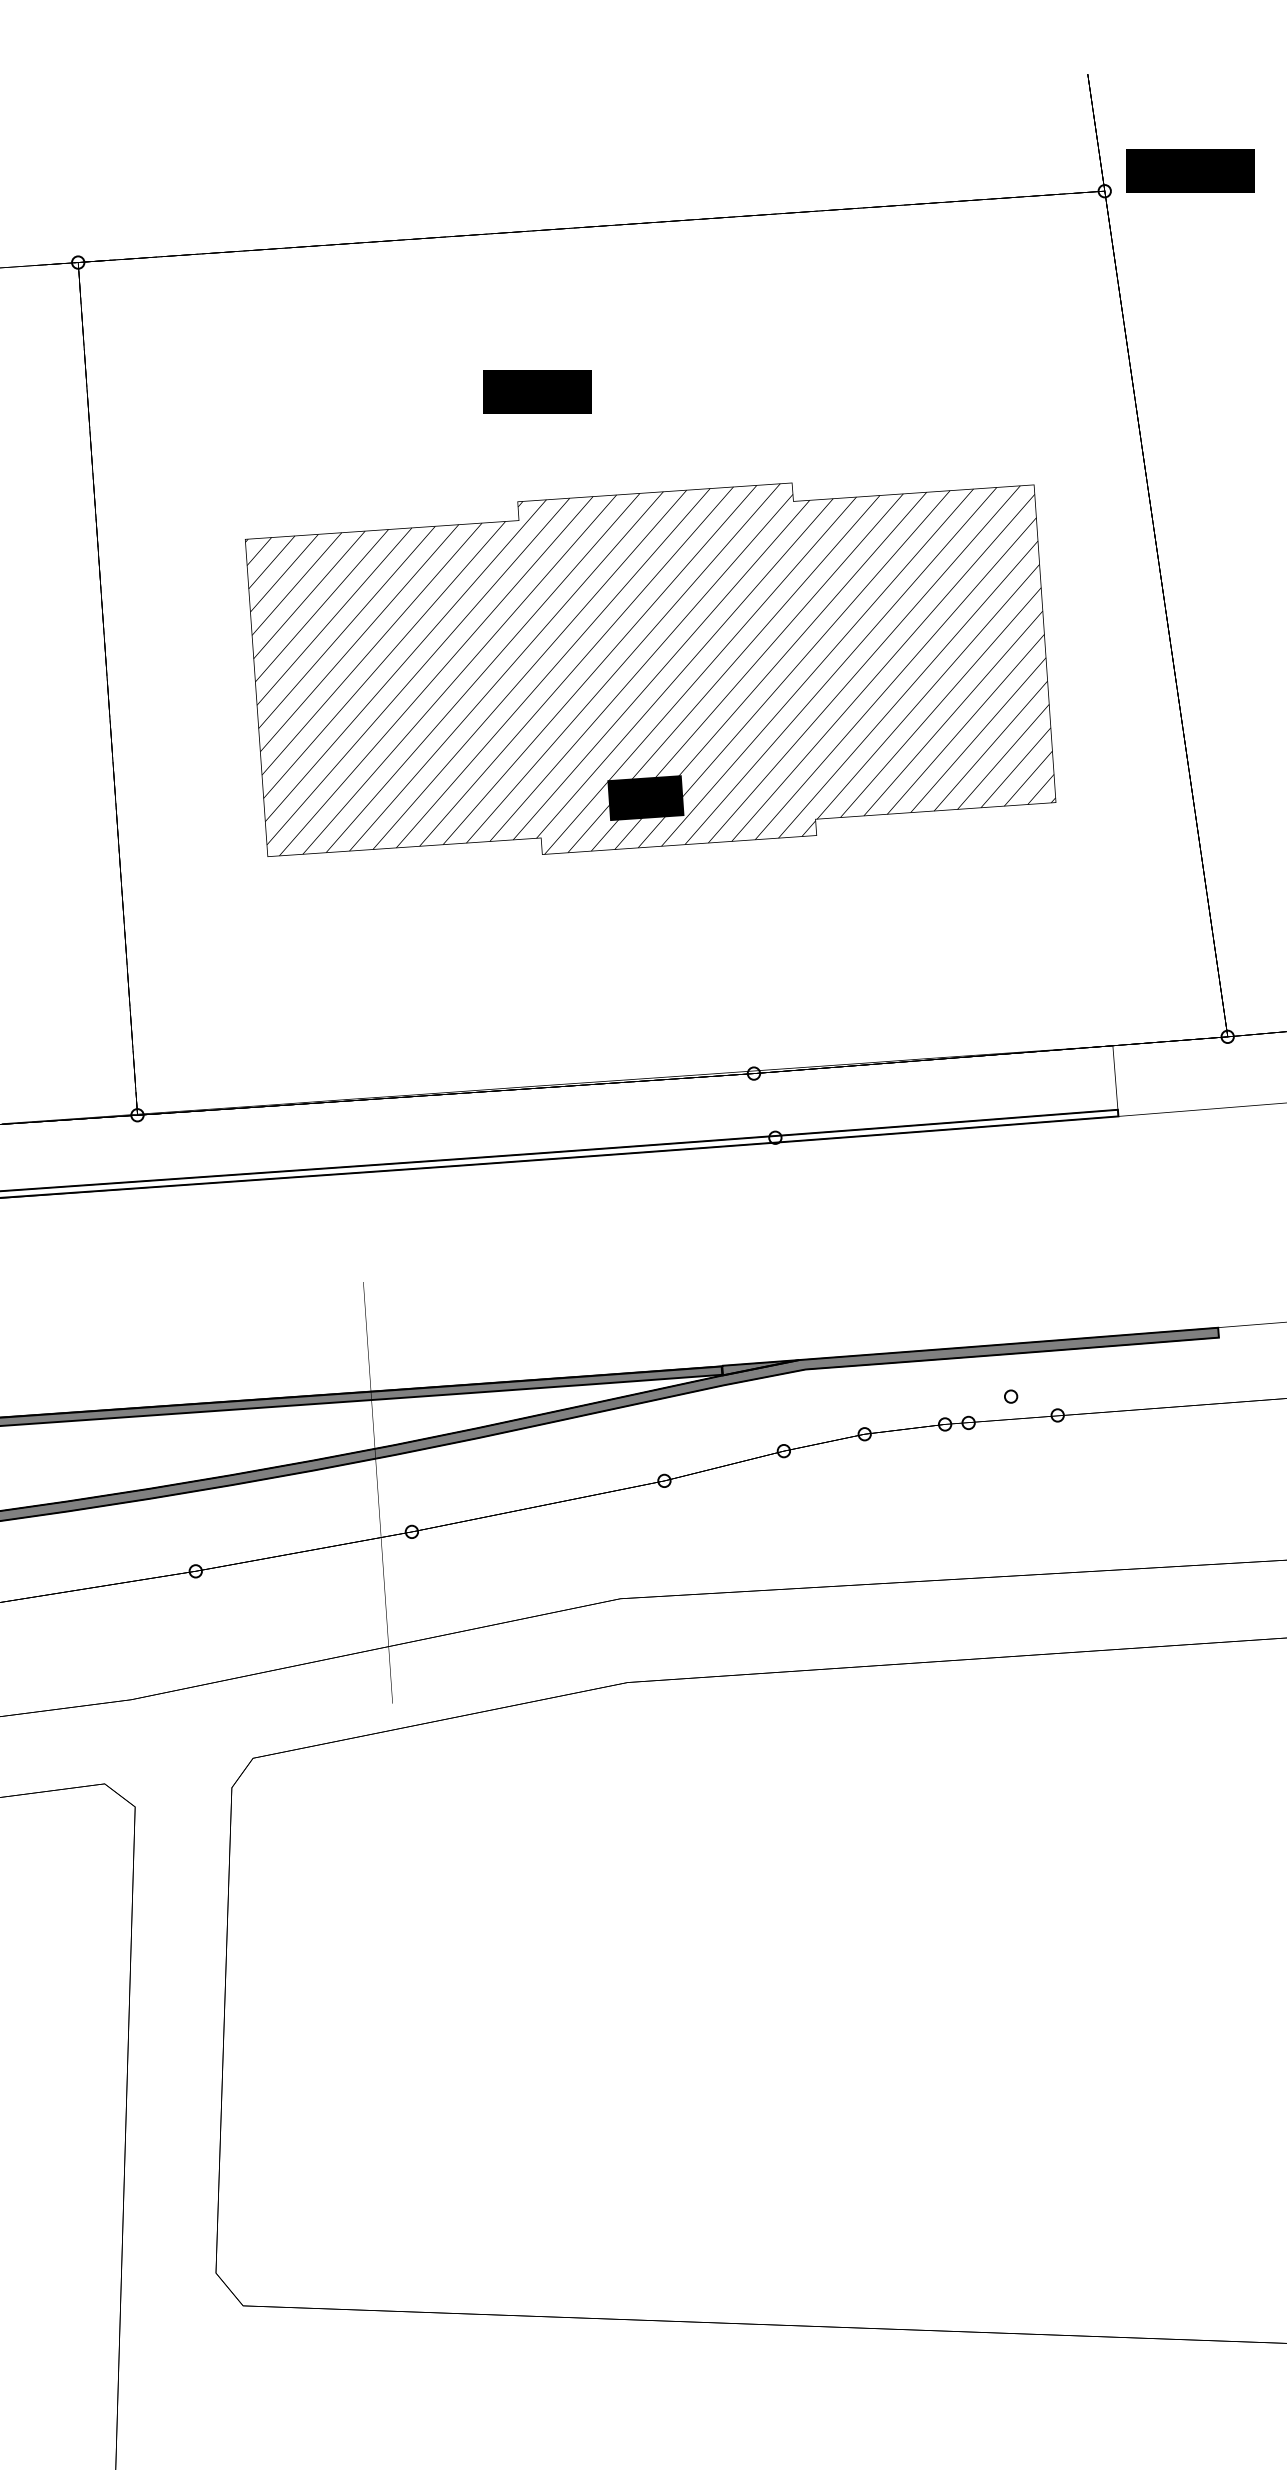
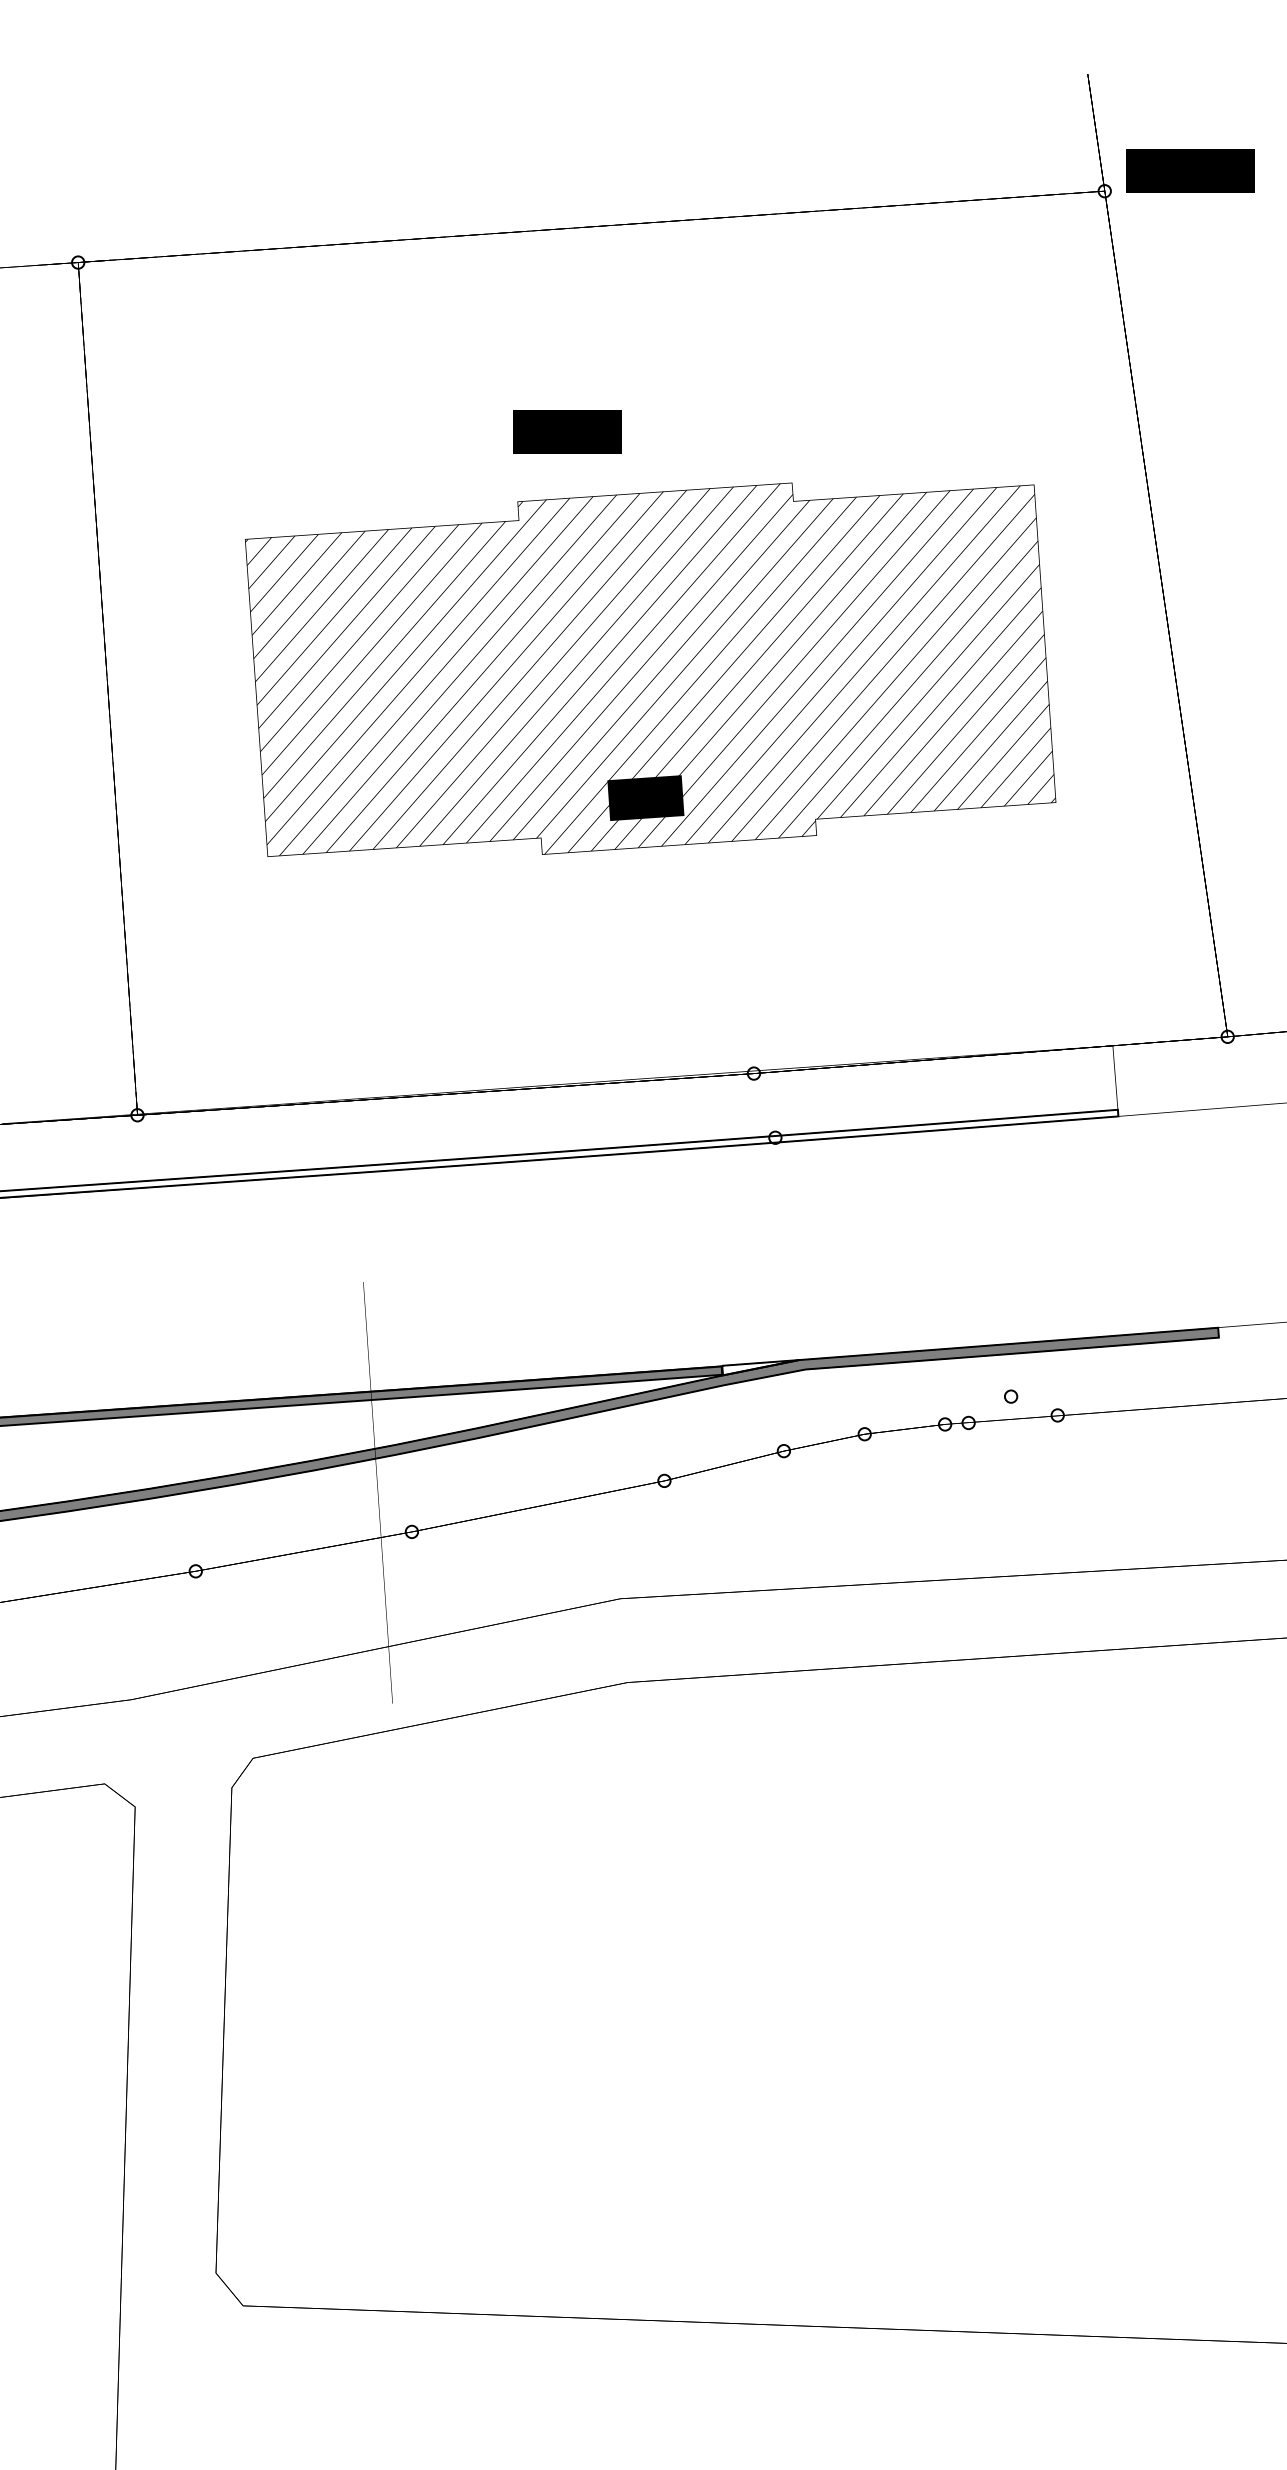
text position: (537, 391) -> (567, 431) (567, 431)
fill: present -> none (760, 1367)
